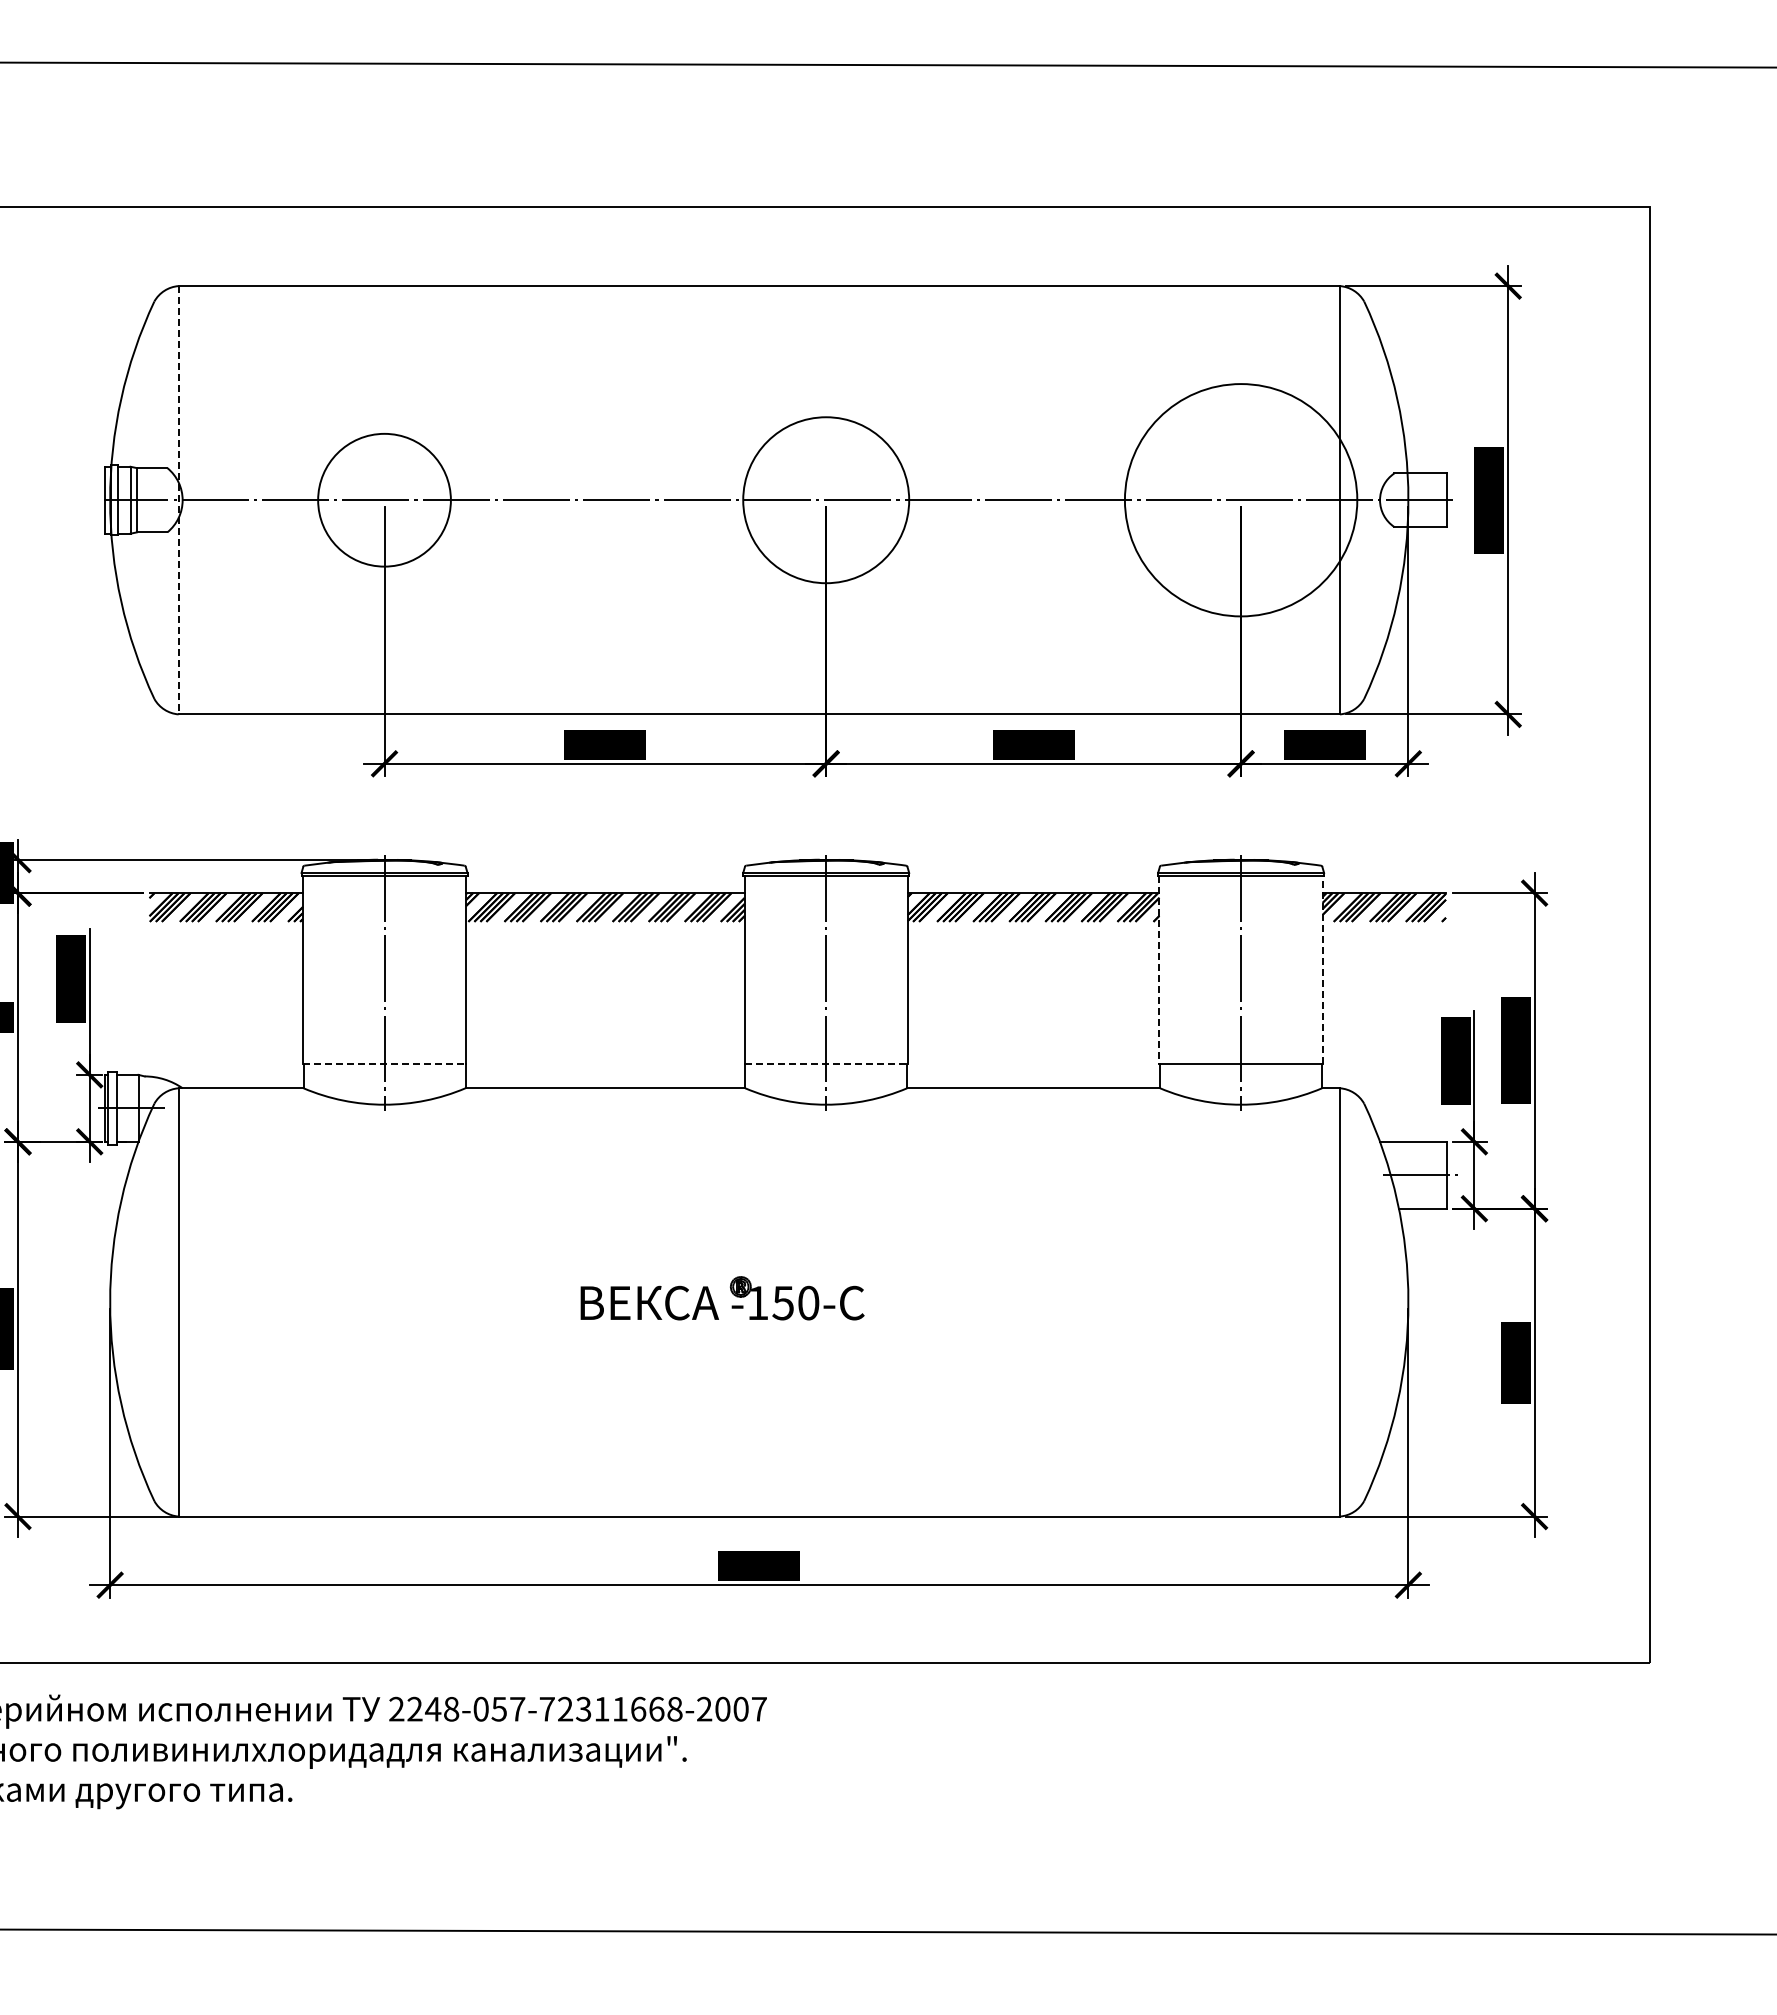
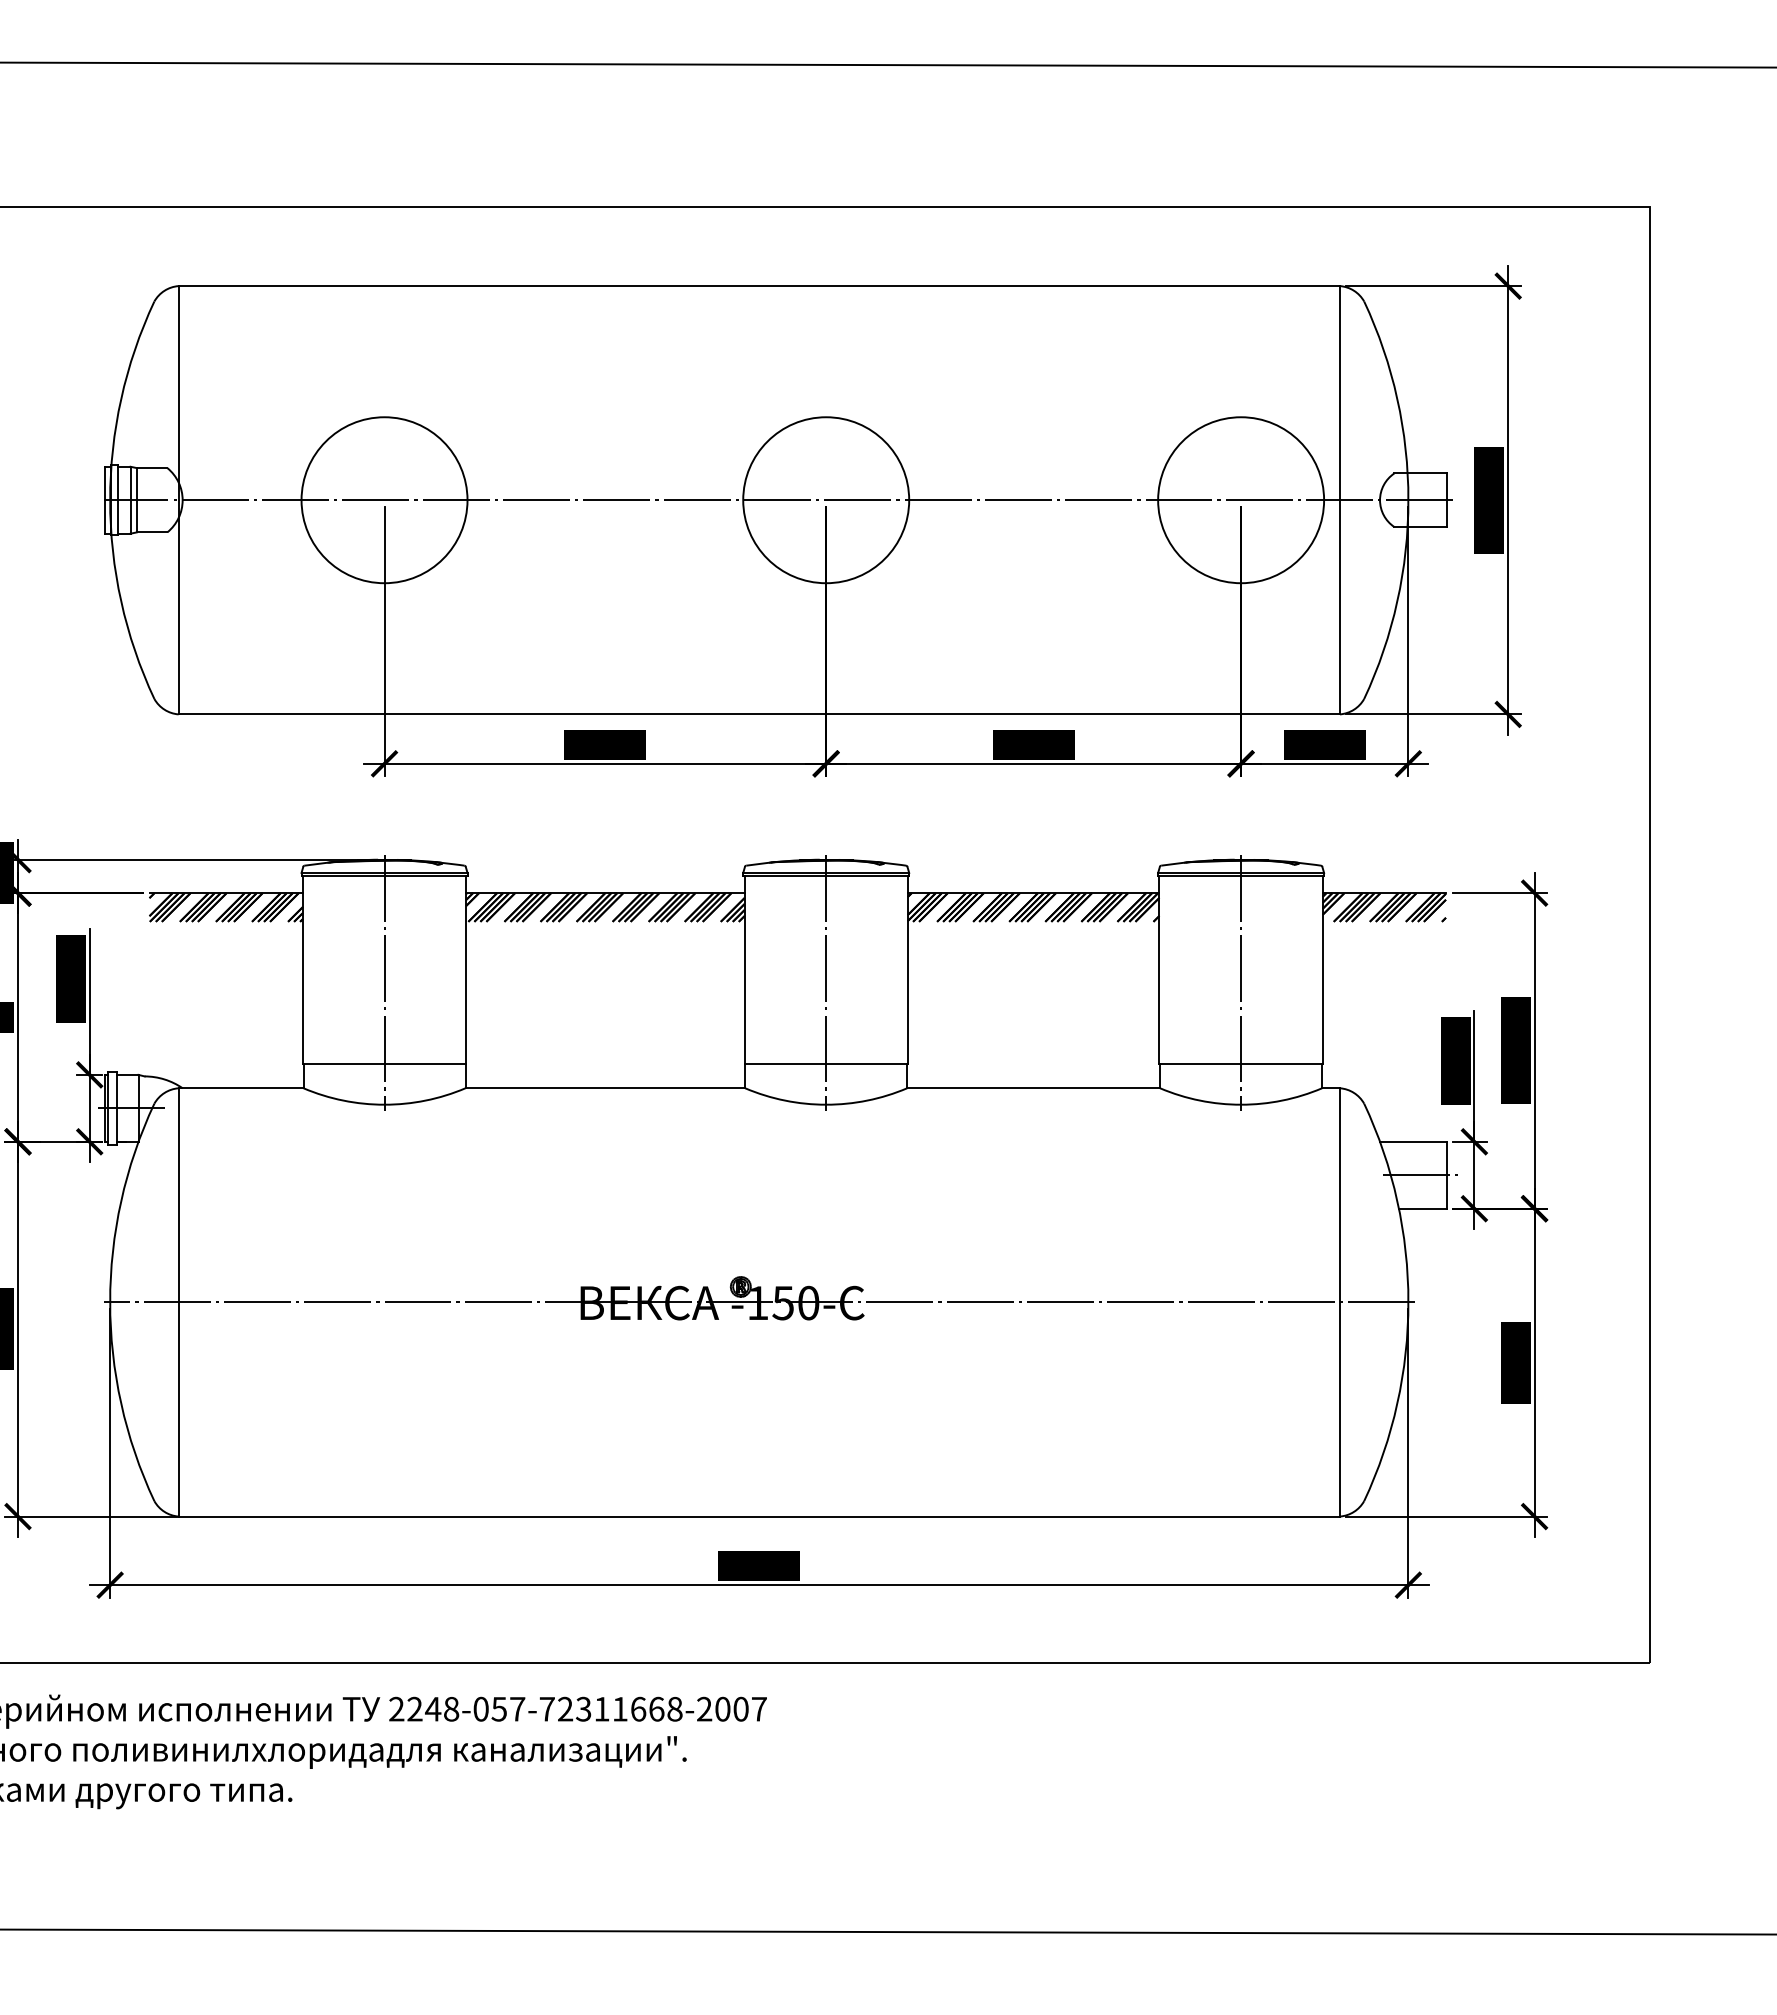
circle diameter: 133 px -> 166 px (384, 500)
line: dashed -> solid (178, 500)
circle diameter: 232 px -> 166 px (1241, 500)
line: dashed -> solid (1159, 969)
line: dashed -> solid (1322, 969)
line: dashed -> solid (384, 1063)
line: dashed -> solid (826, 1063)
line: none -> present (759, 1302)
